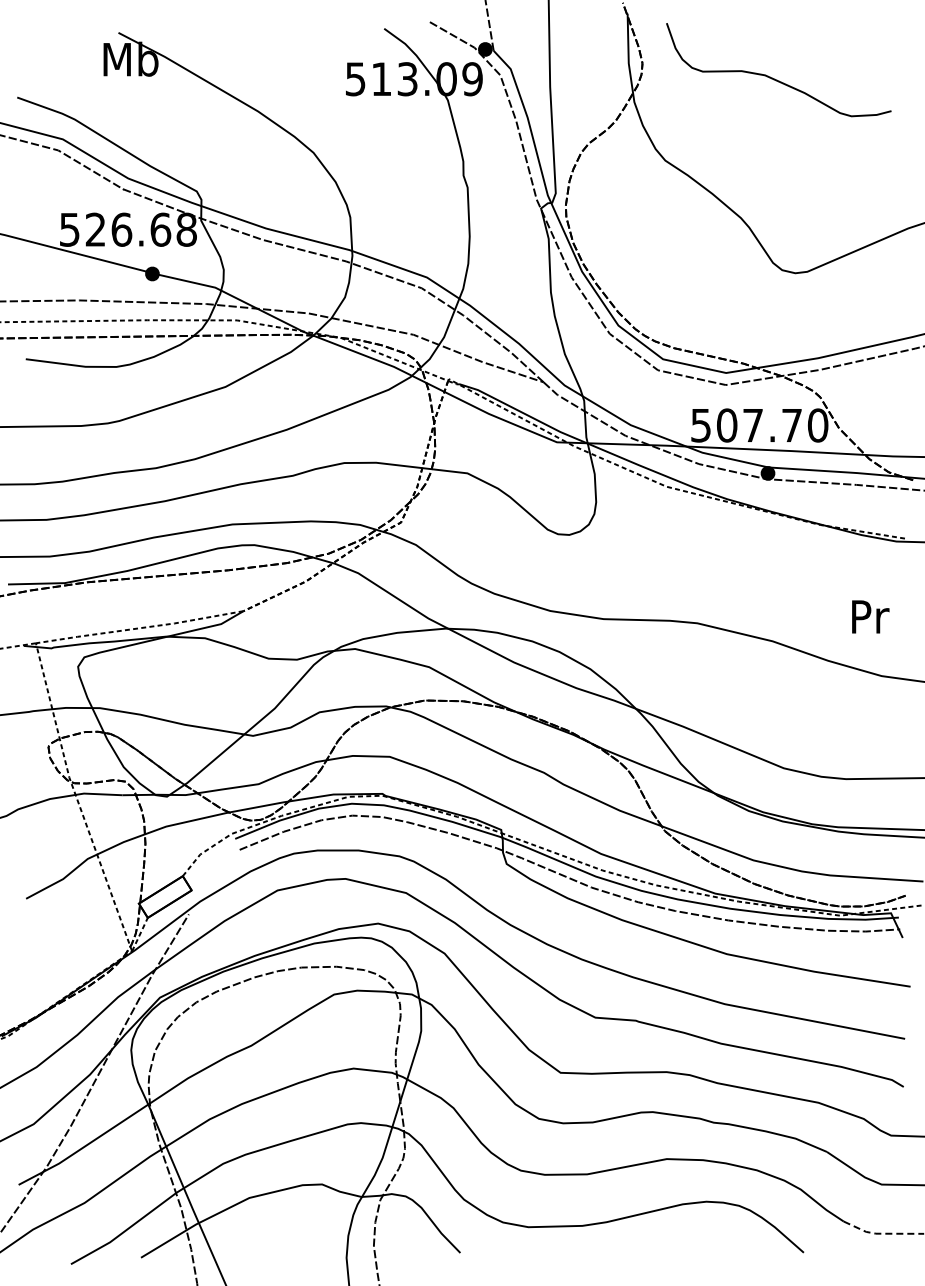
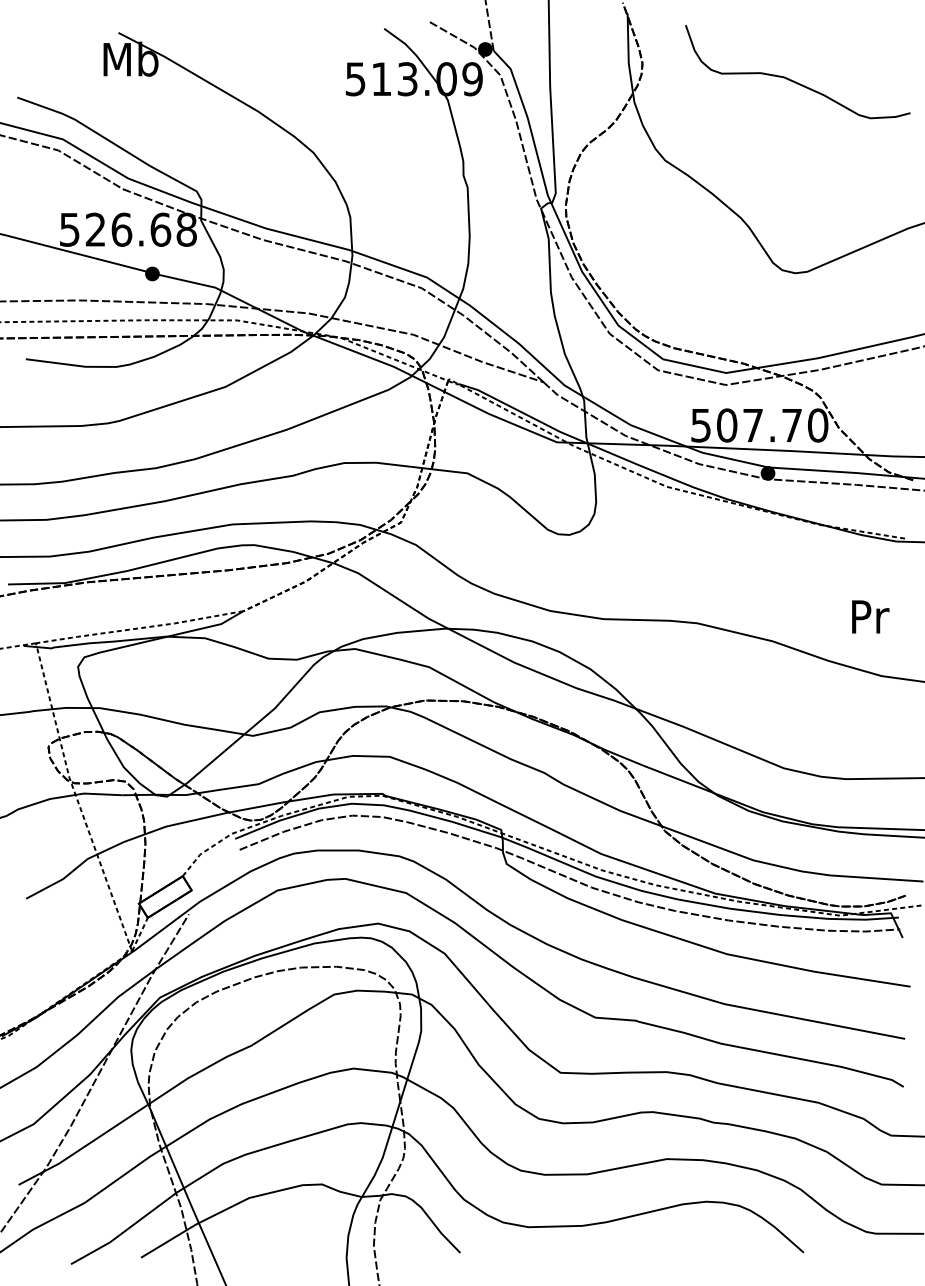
curve position: (774, 78) -> (793, 80) (793, 80)
line: dashed -> solid (881, 1233)
